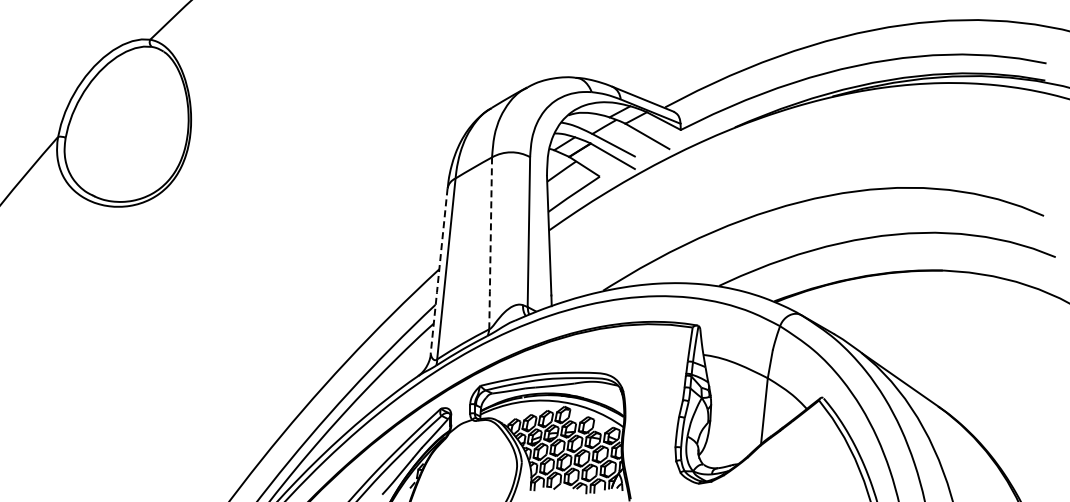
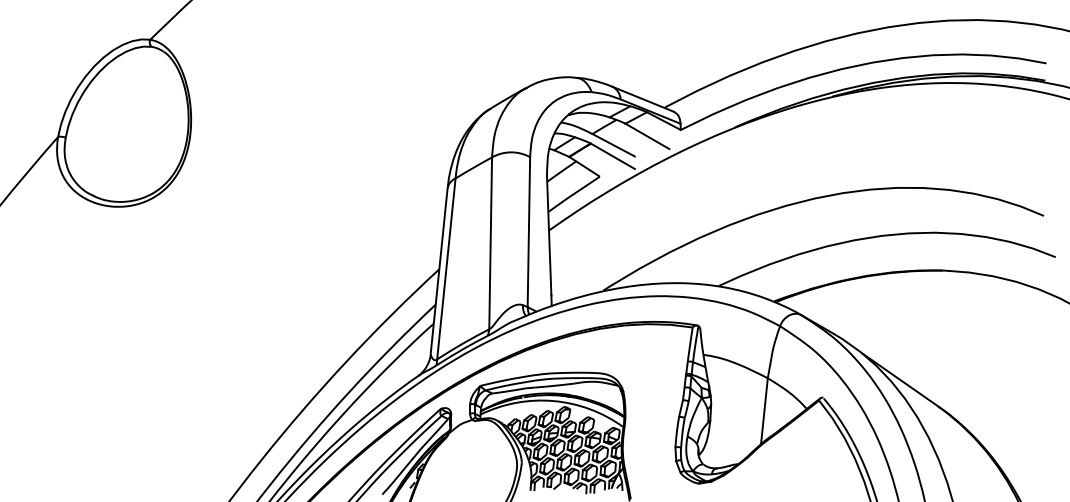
line: dashed -> solid (490, 244)
line: dashed -> solid (439, 272)
